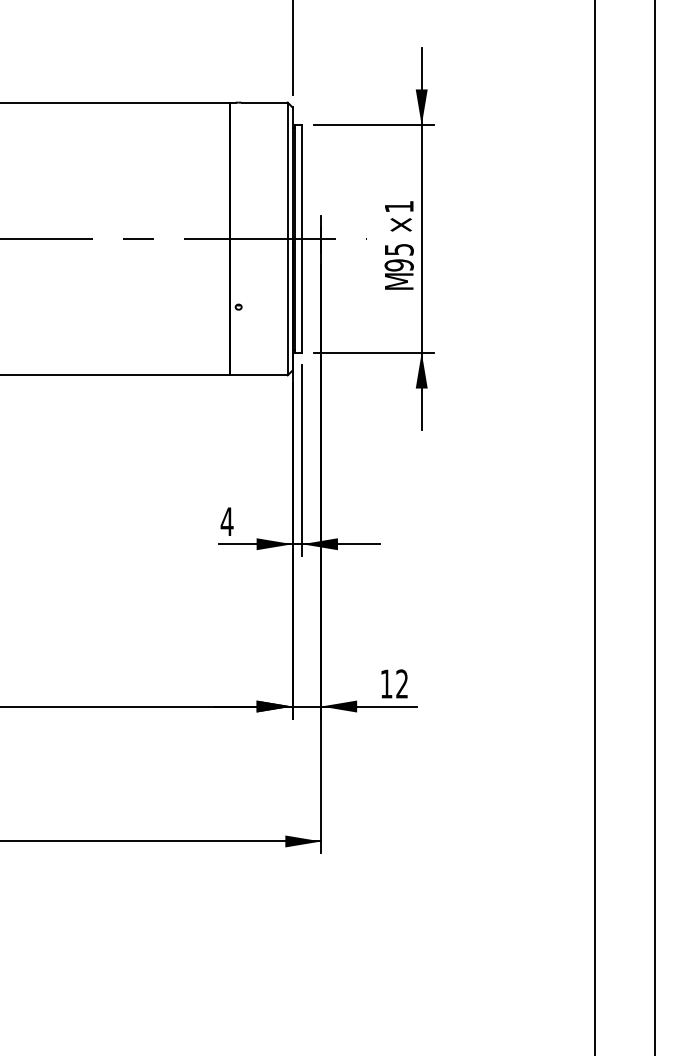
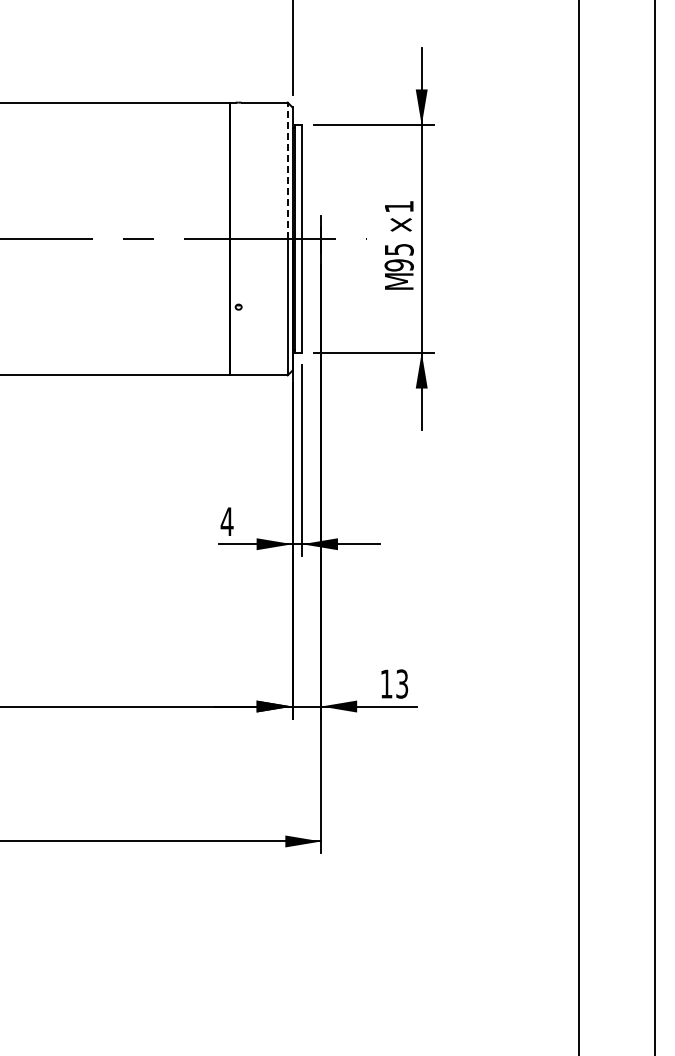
line: solid -> dashed (287, 170)
line position: (594, 527) -> (578, 527) (578, 527)
text: 12 -> 13 (402, 683)
